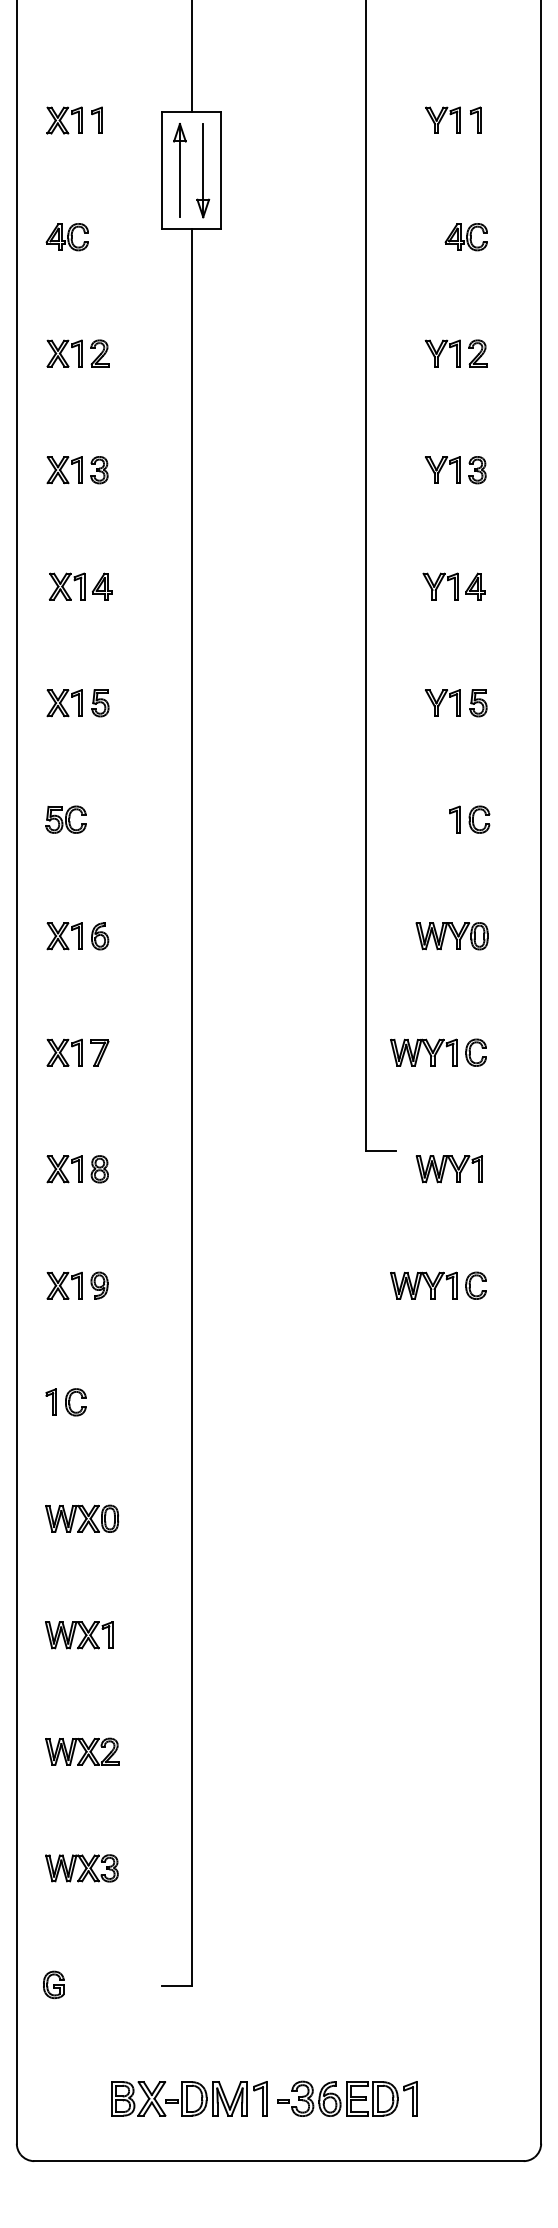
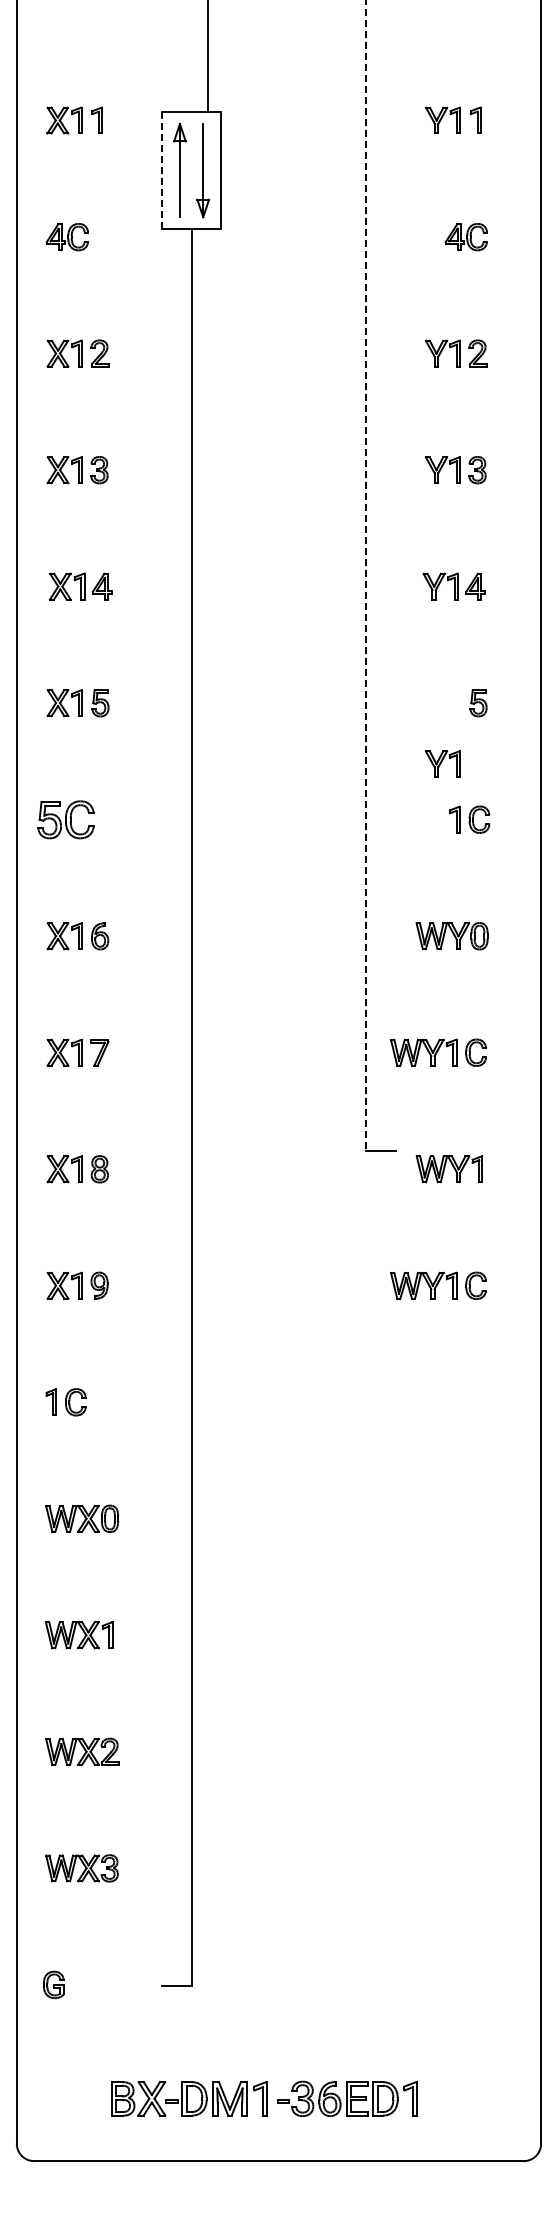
line position: (191, 57) -> (207, 57) (207, 57)
line: solid -> dashed (162, 170)
line: solid -> dashed (366, 576)
part position: (442, 702) -> (442, 763) (442, 763)
part size: 42x29 px -> 58x40 px (65, 819)
